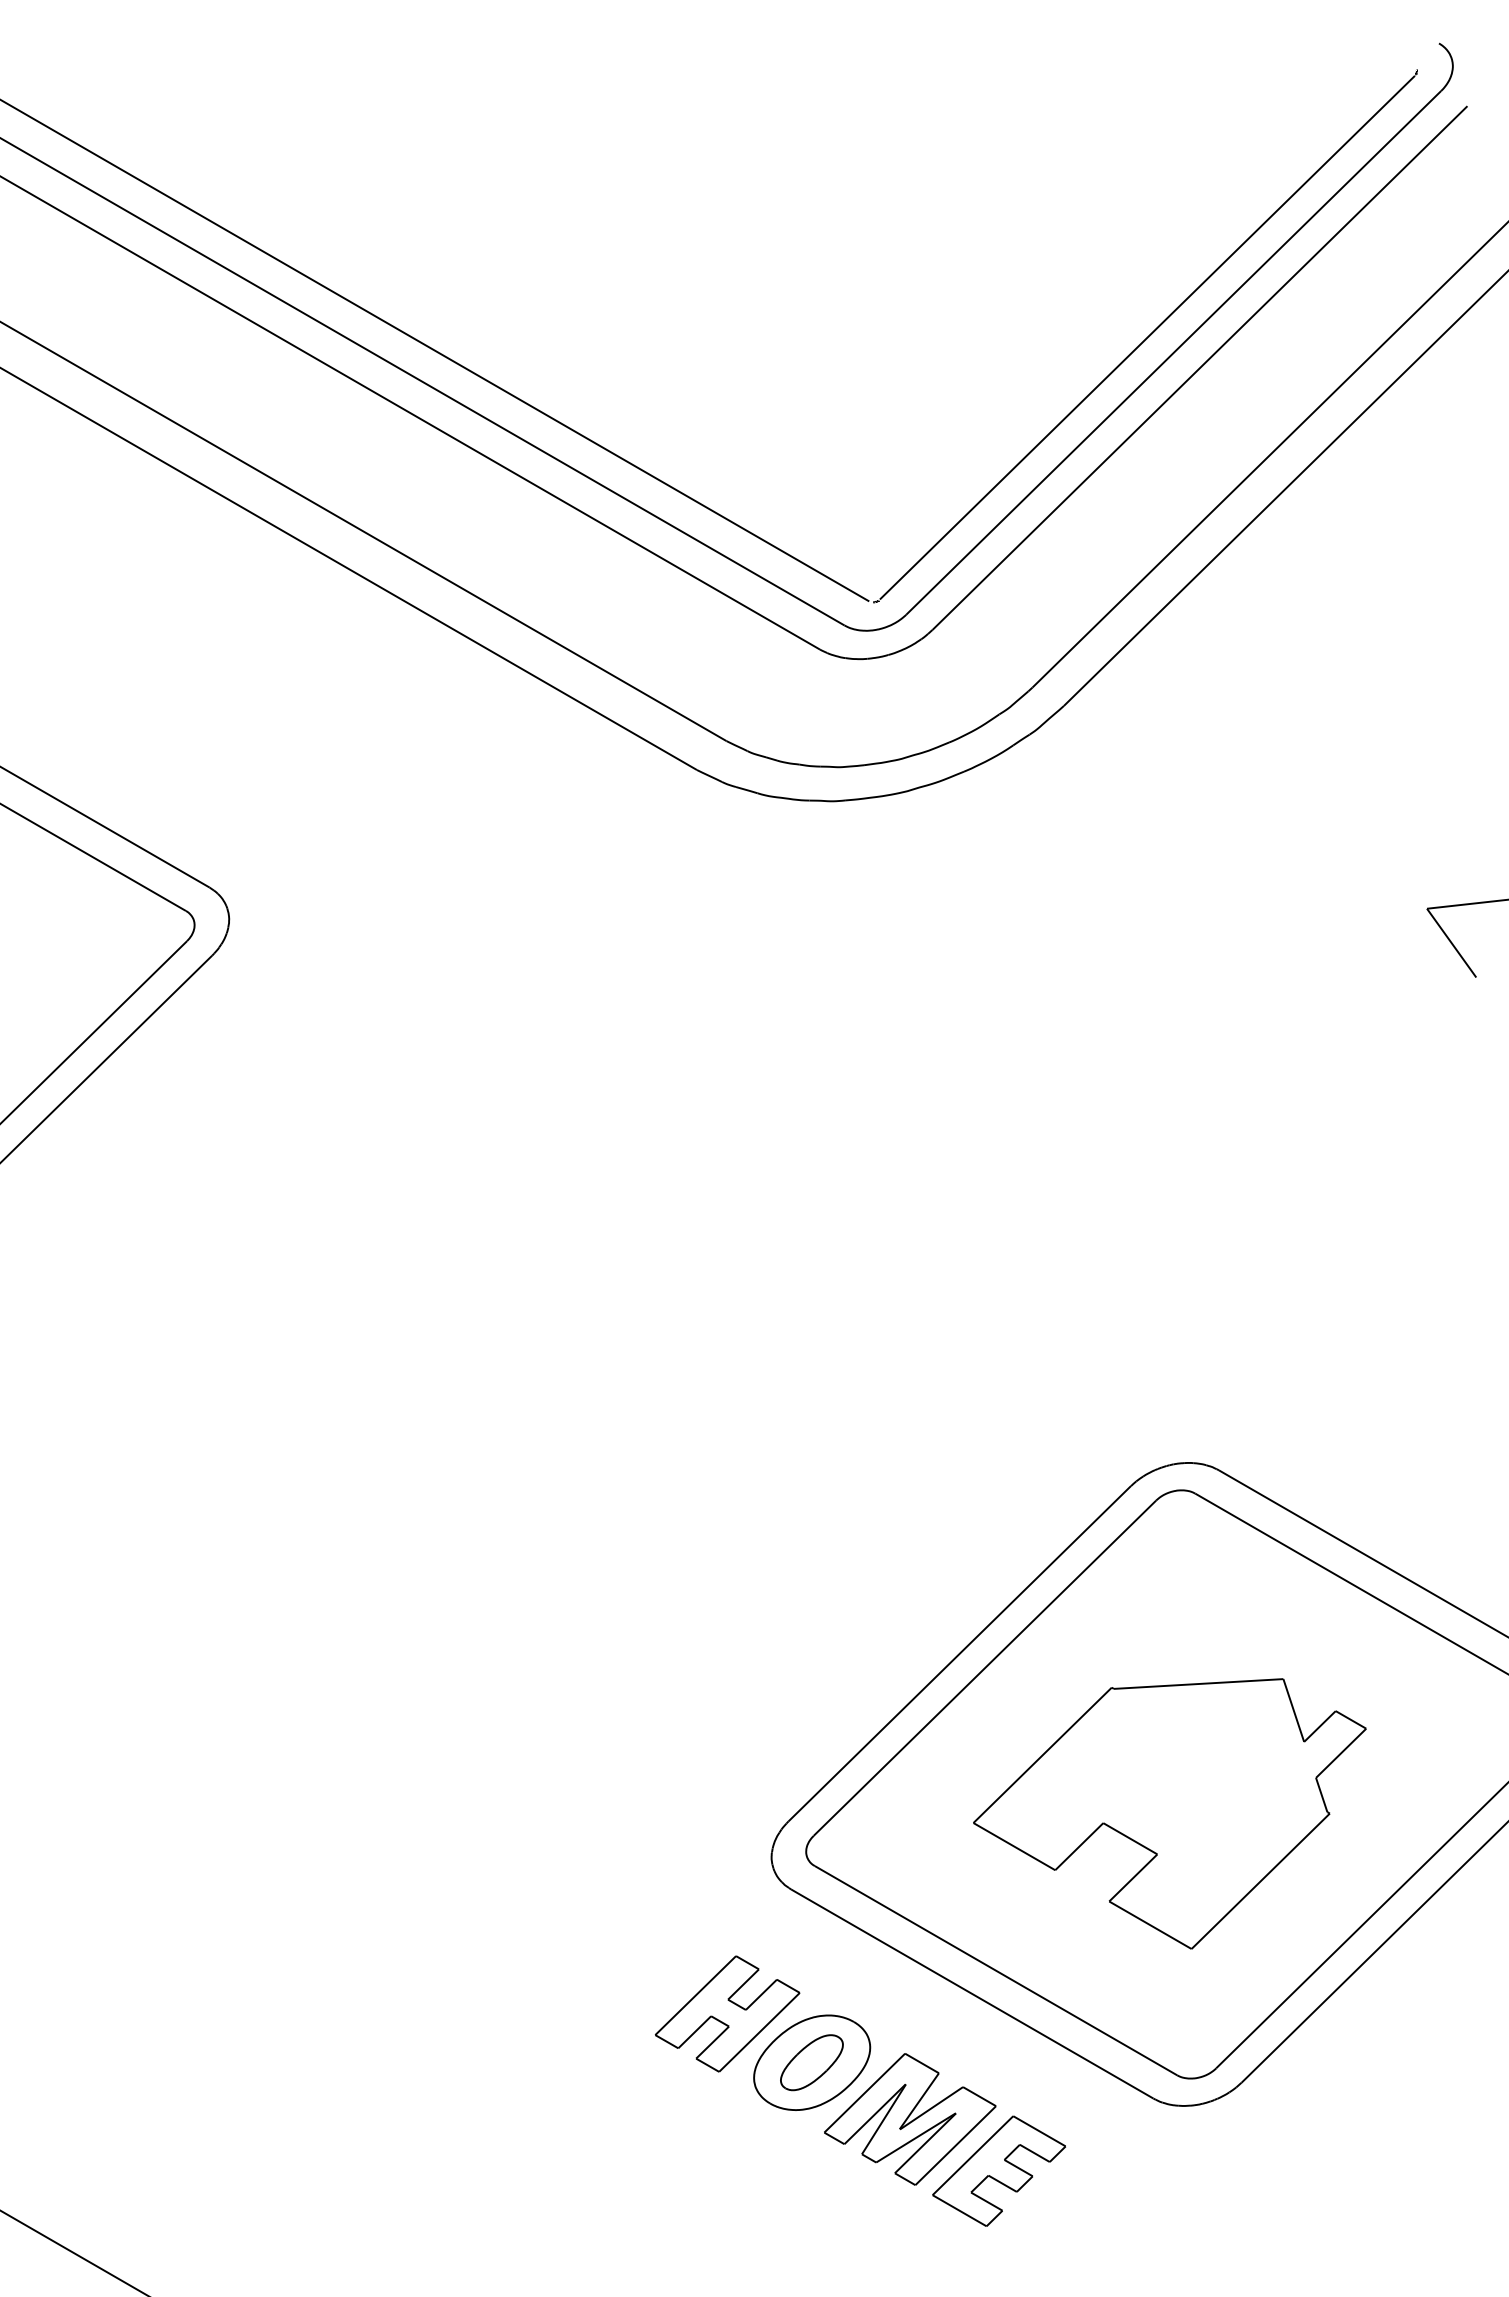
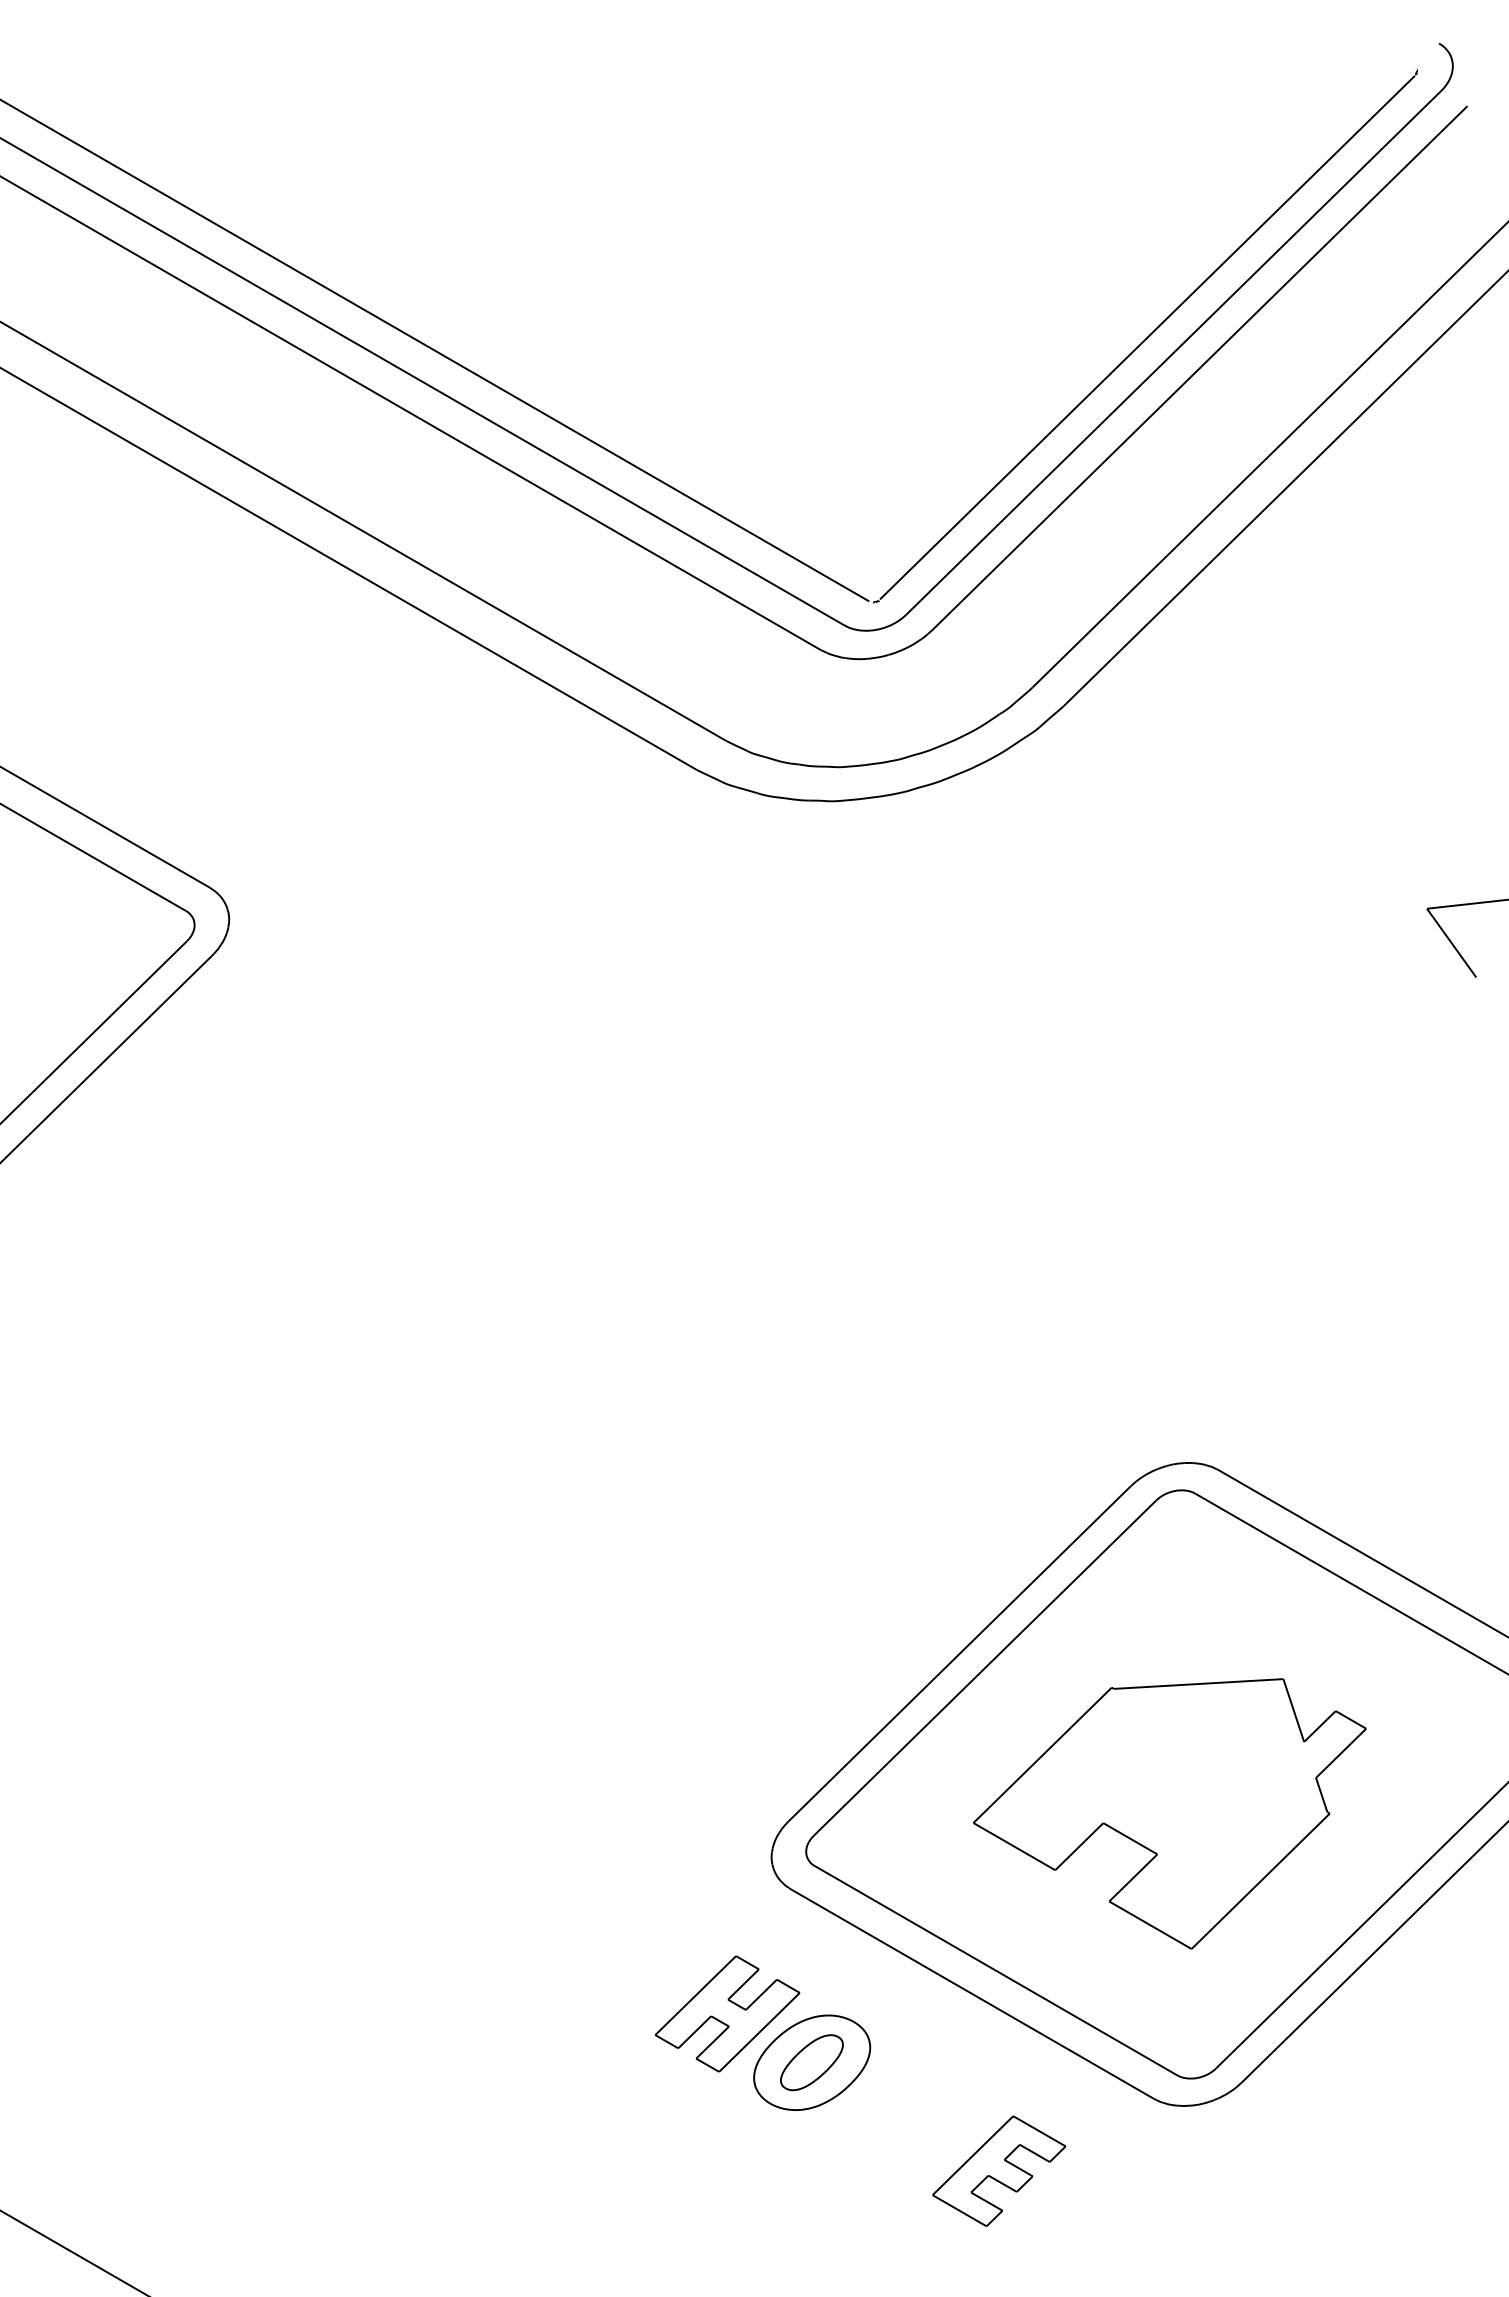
part: present -> none (910, 2119)
